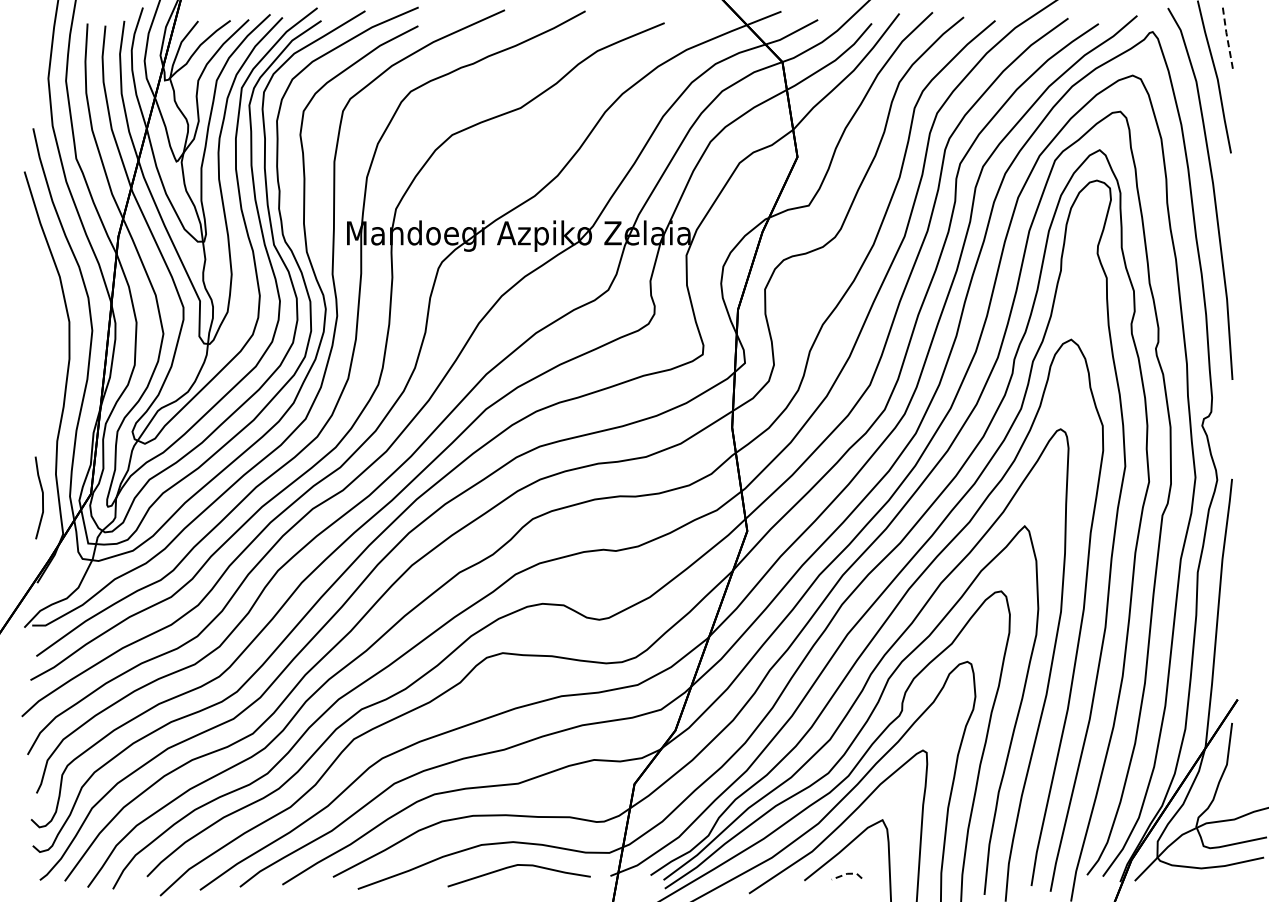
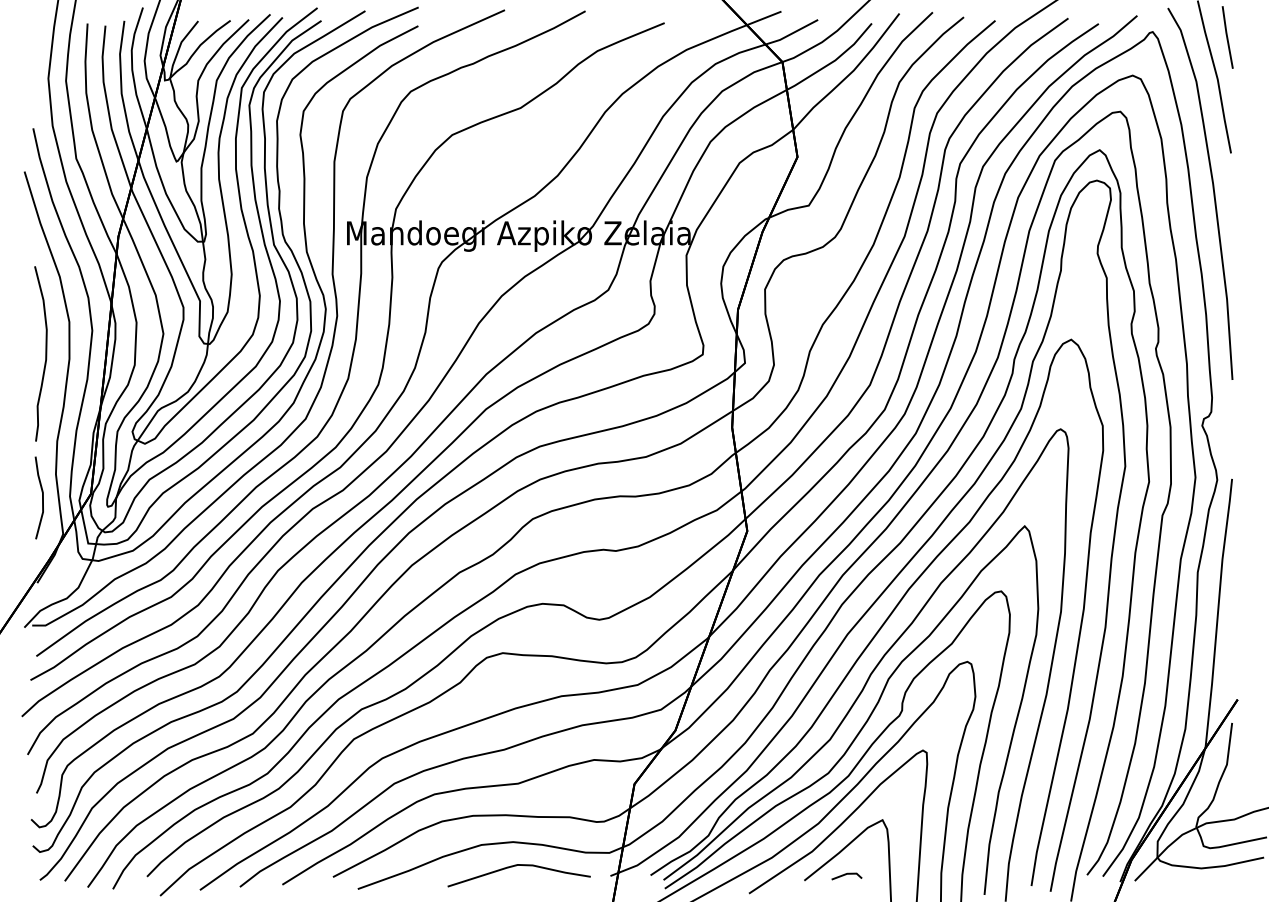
line: dashed -> solid (1227, 36)
curve: none -> present (45, 353)
line: dashed -> solid (847, 873)
